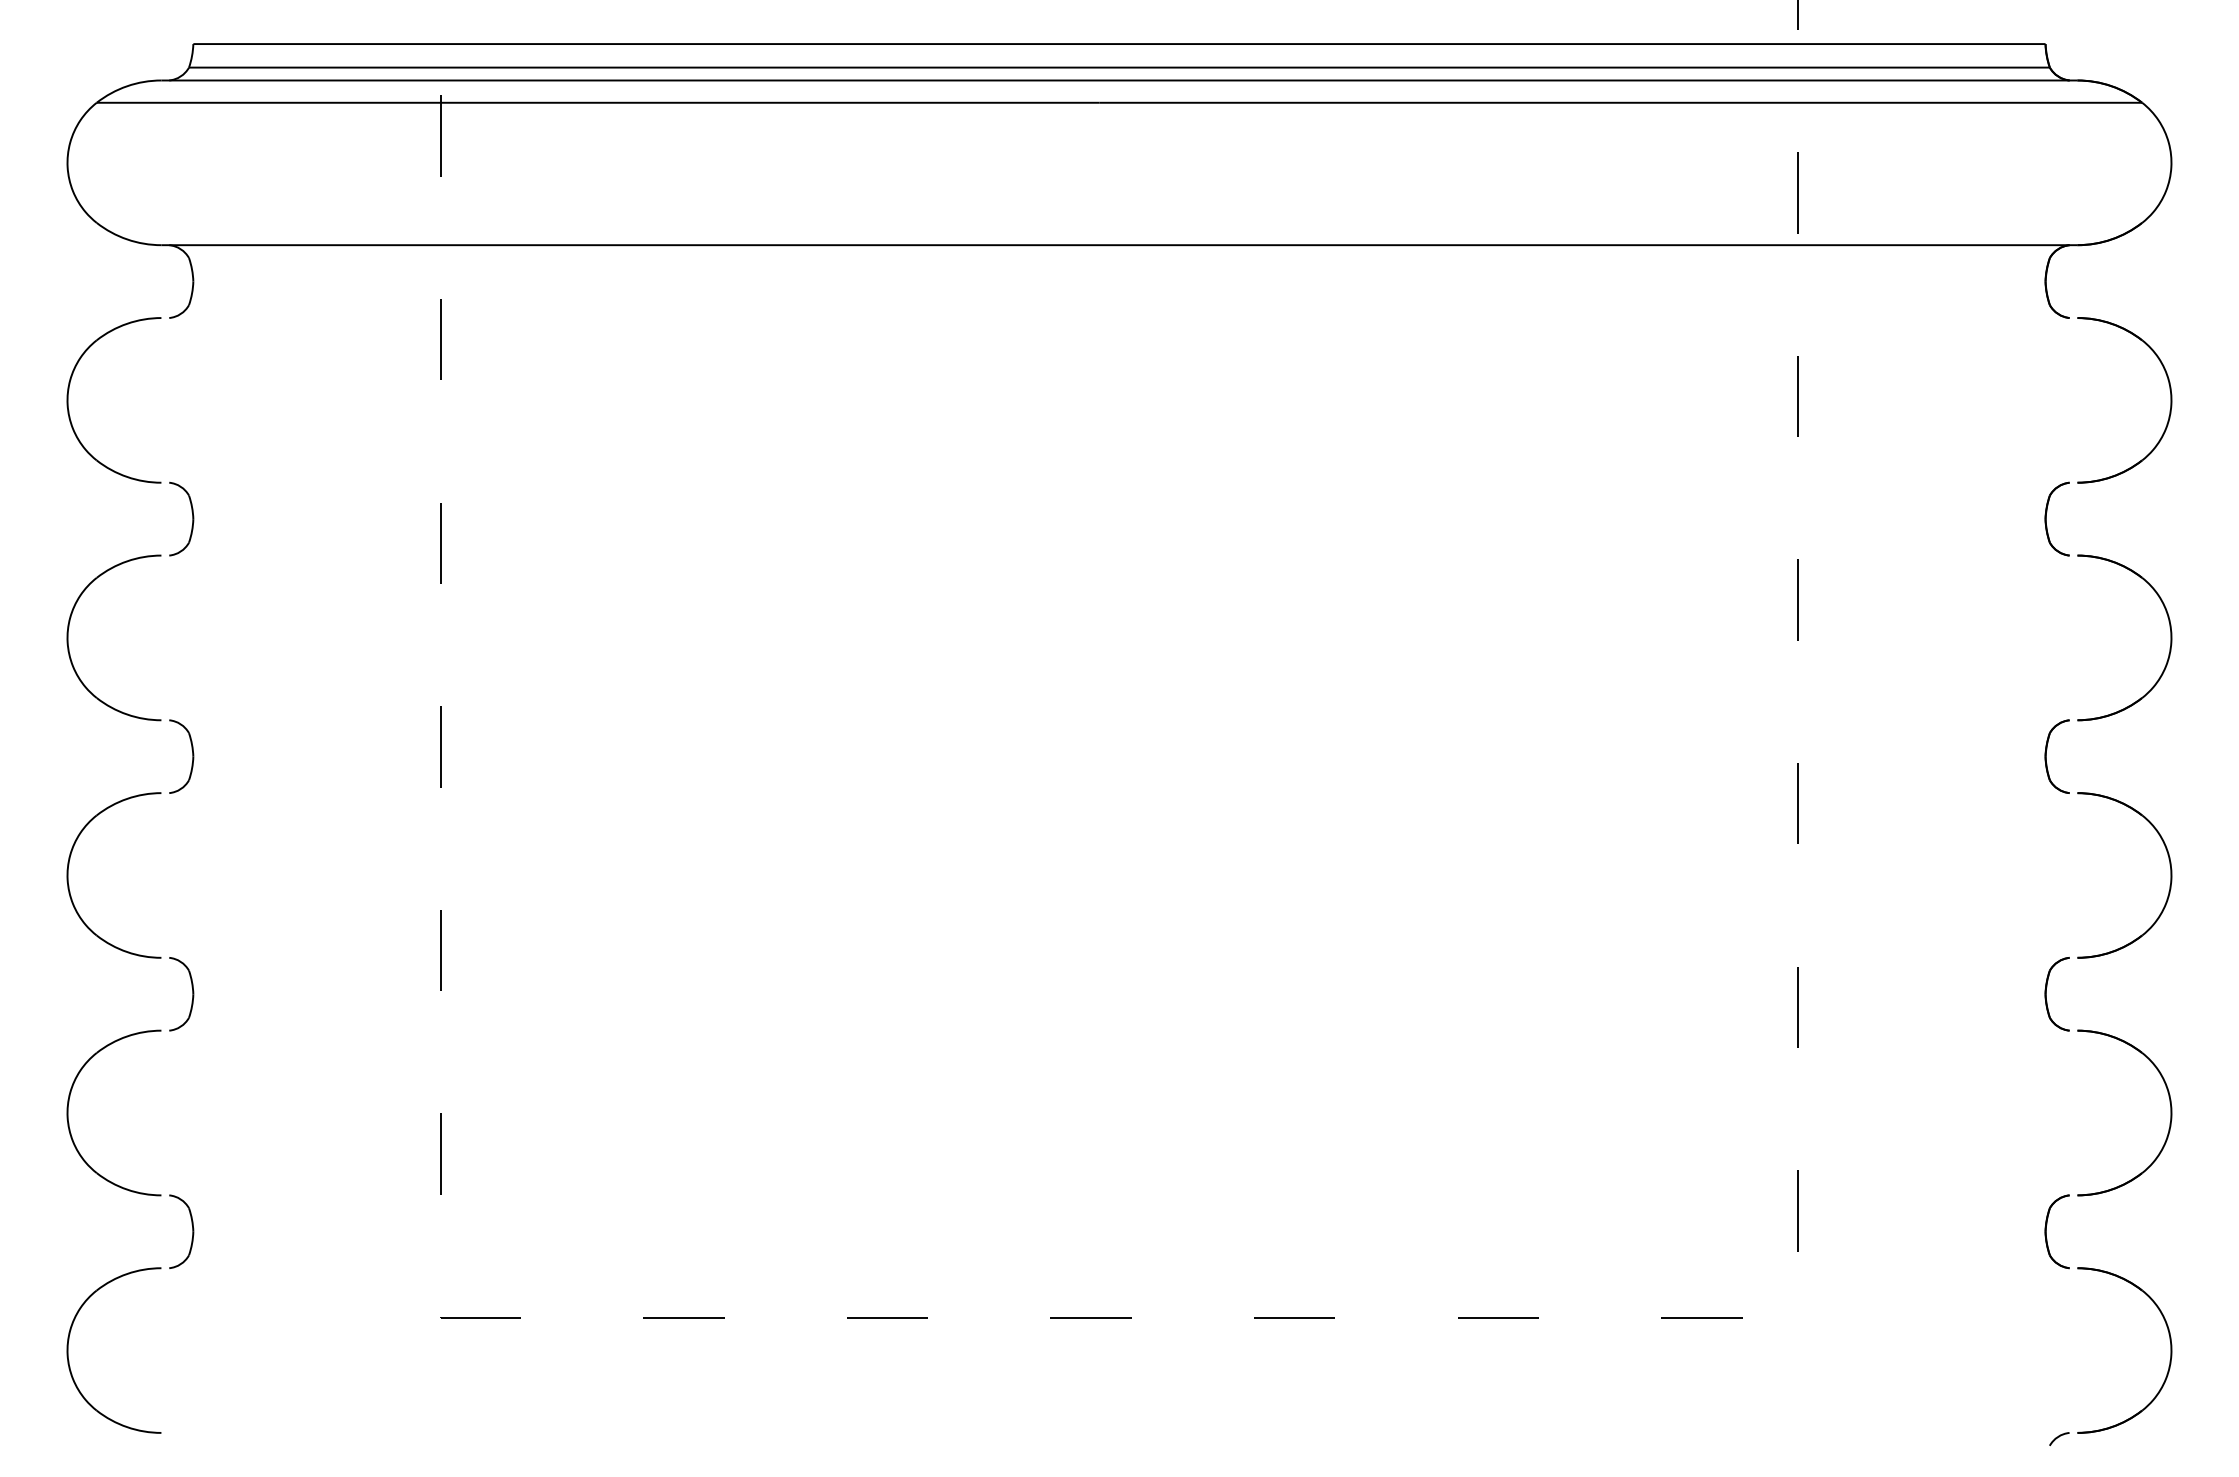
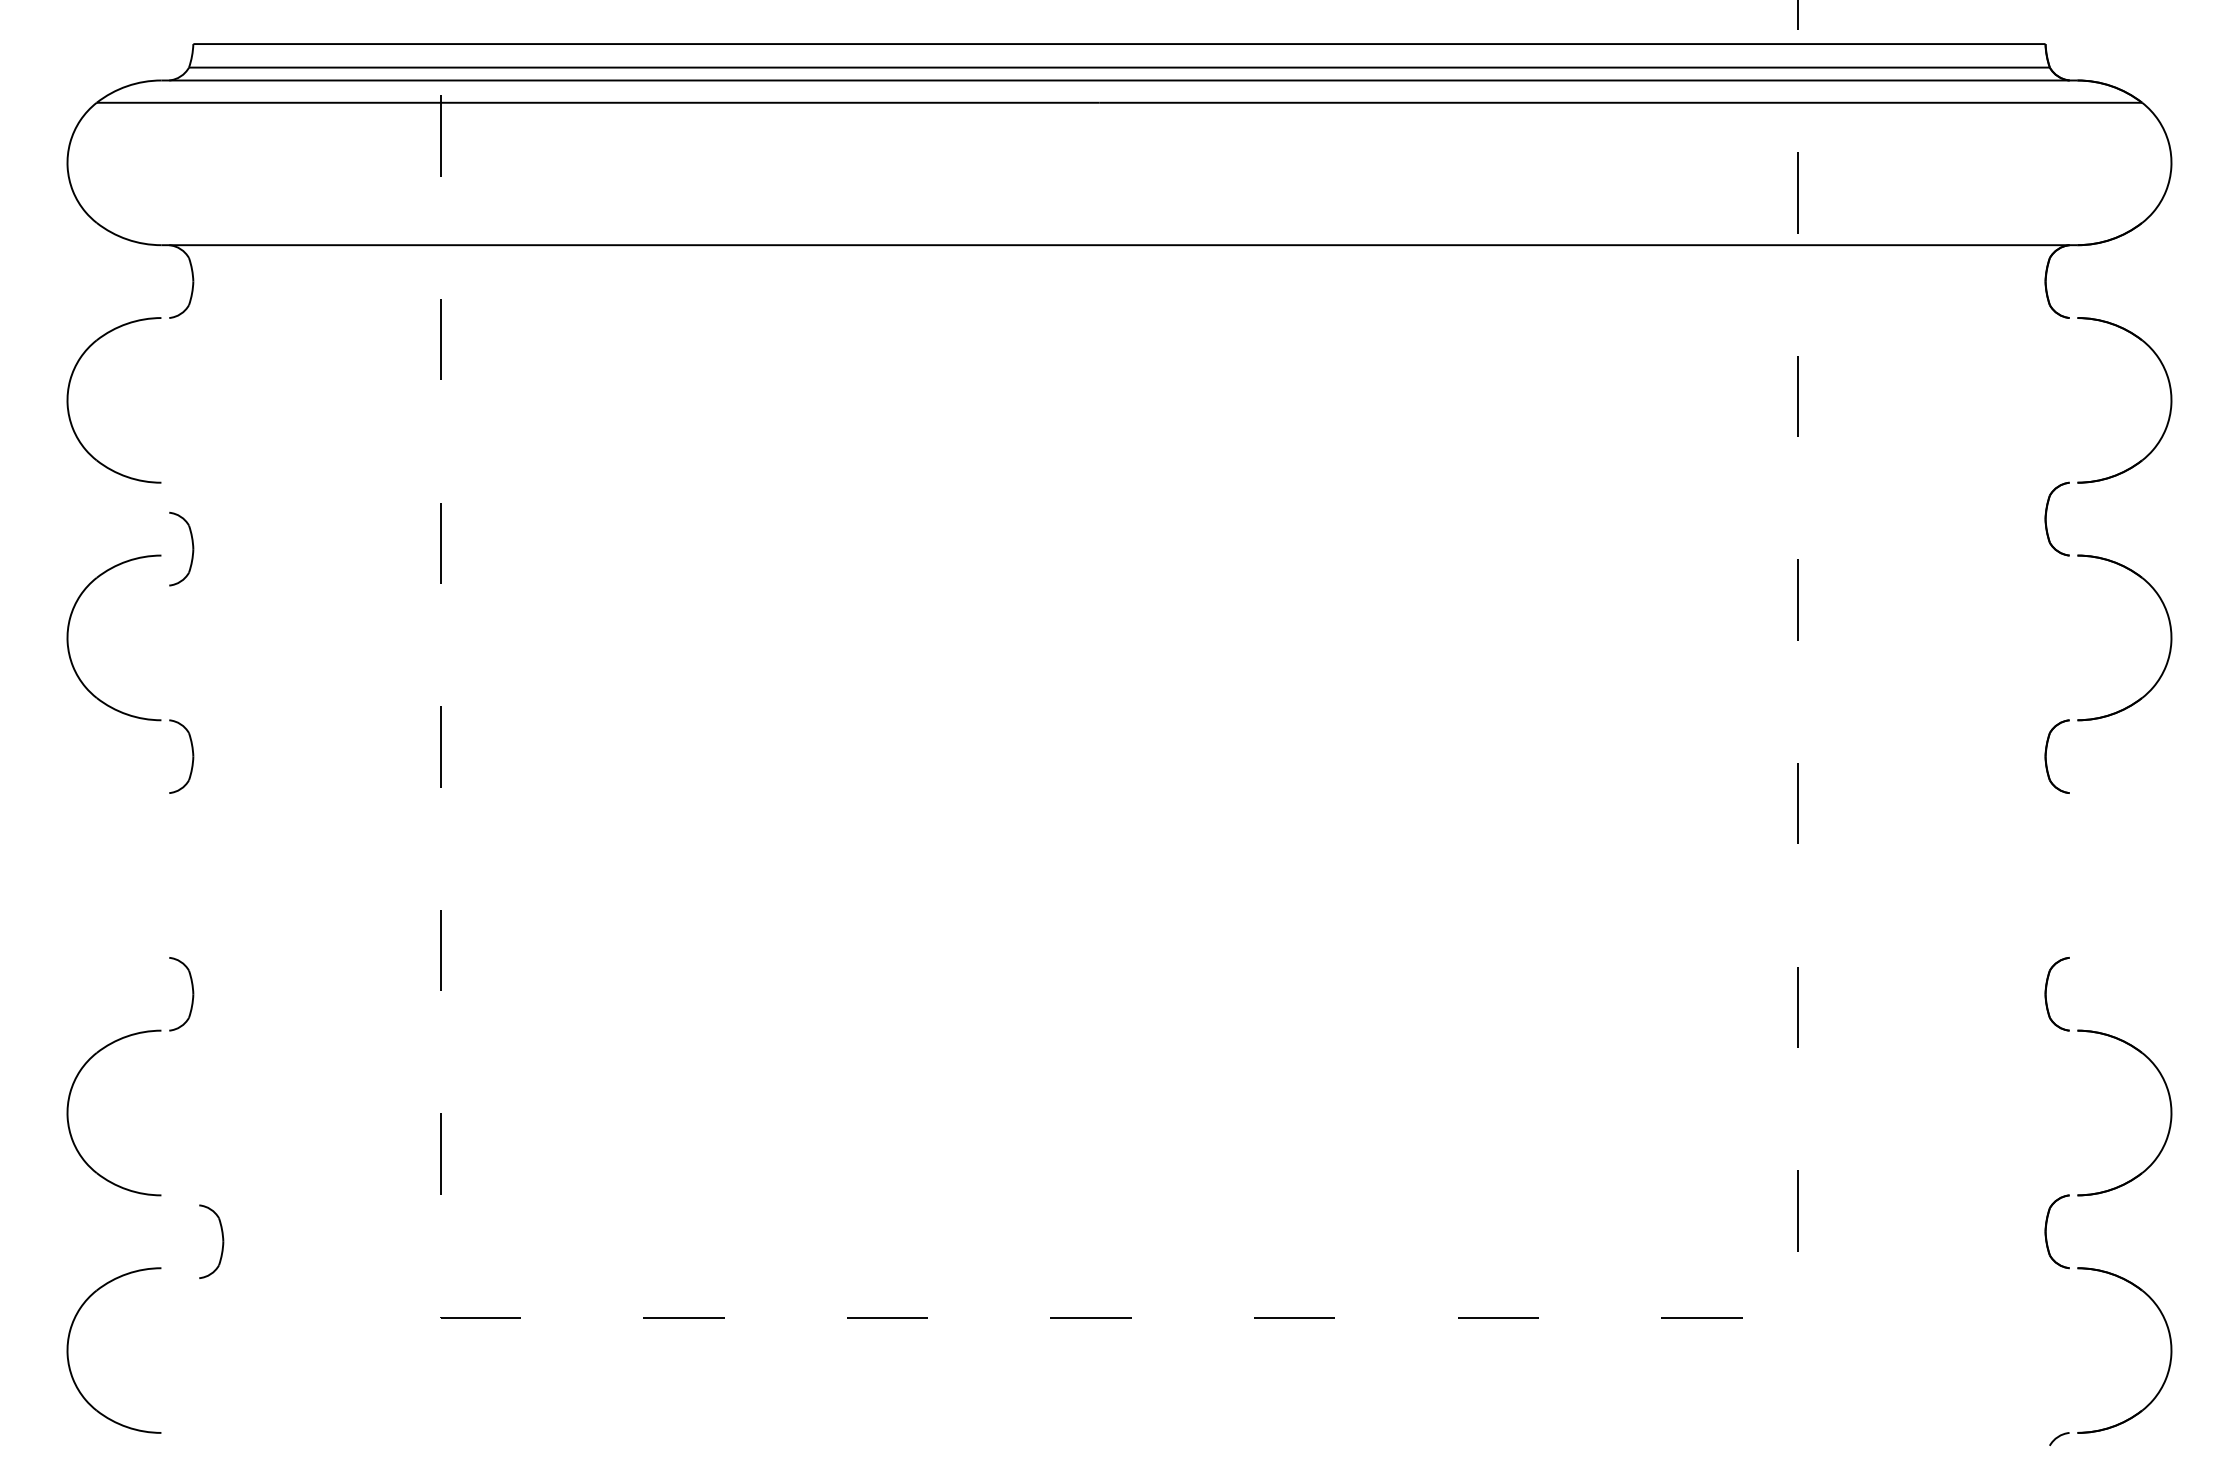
part position: (192, 518) -> (192, 548) (192, 548)
part: present -> none (68, 875)
part: present -> none (2170, 875)
part position: (192, 1231) -> (222, 1241) (222, 1241)
